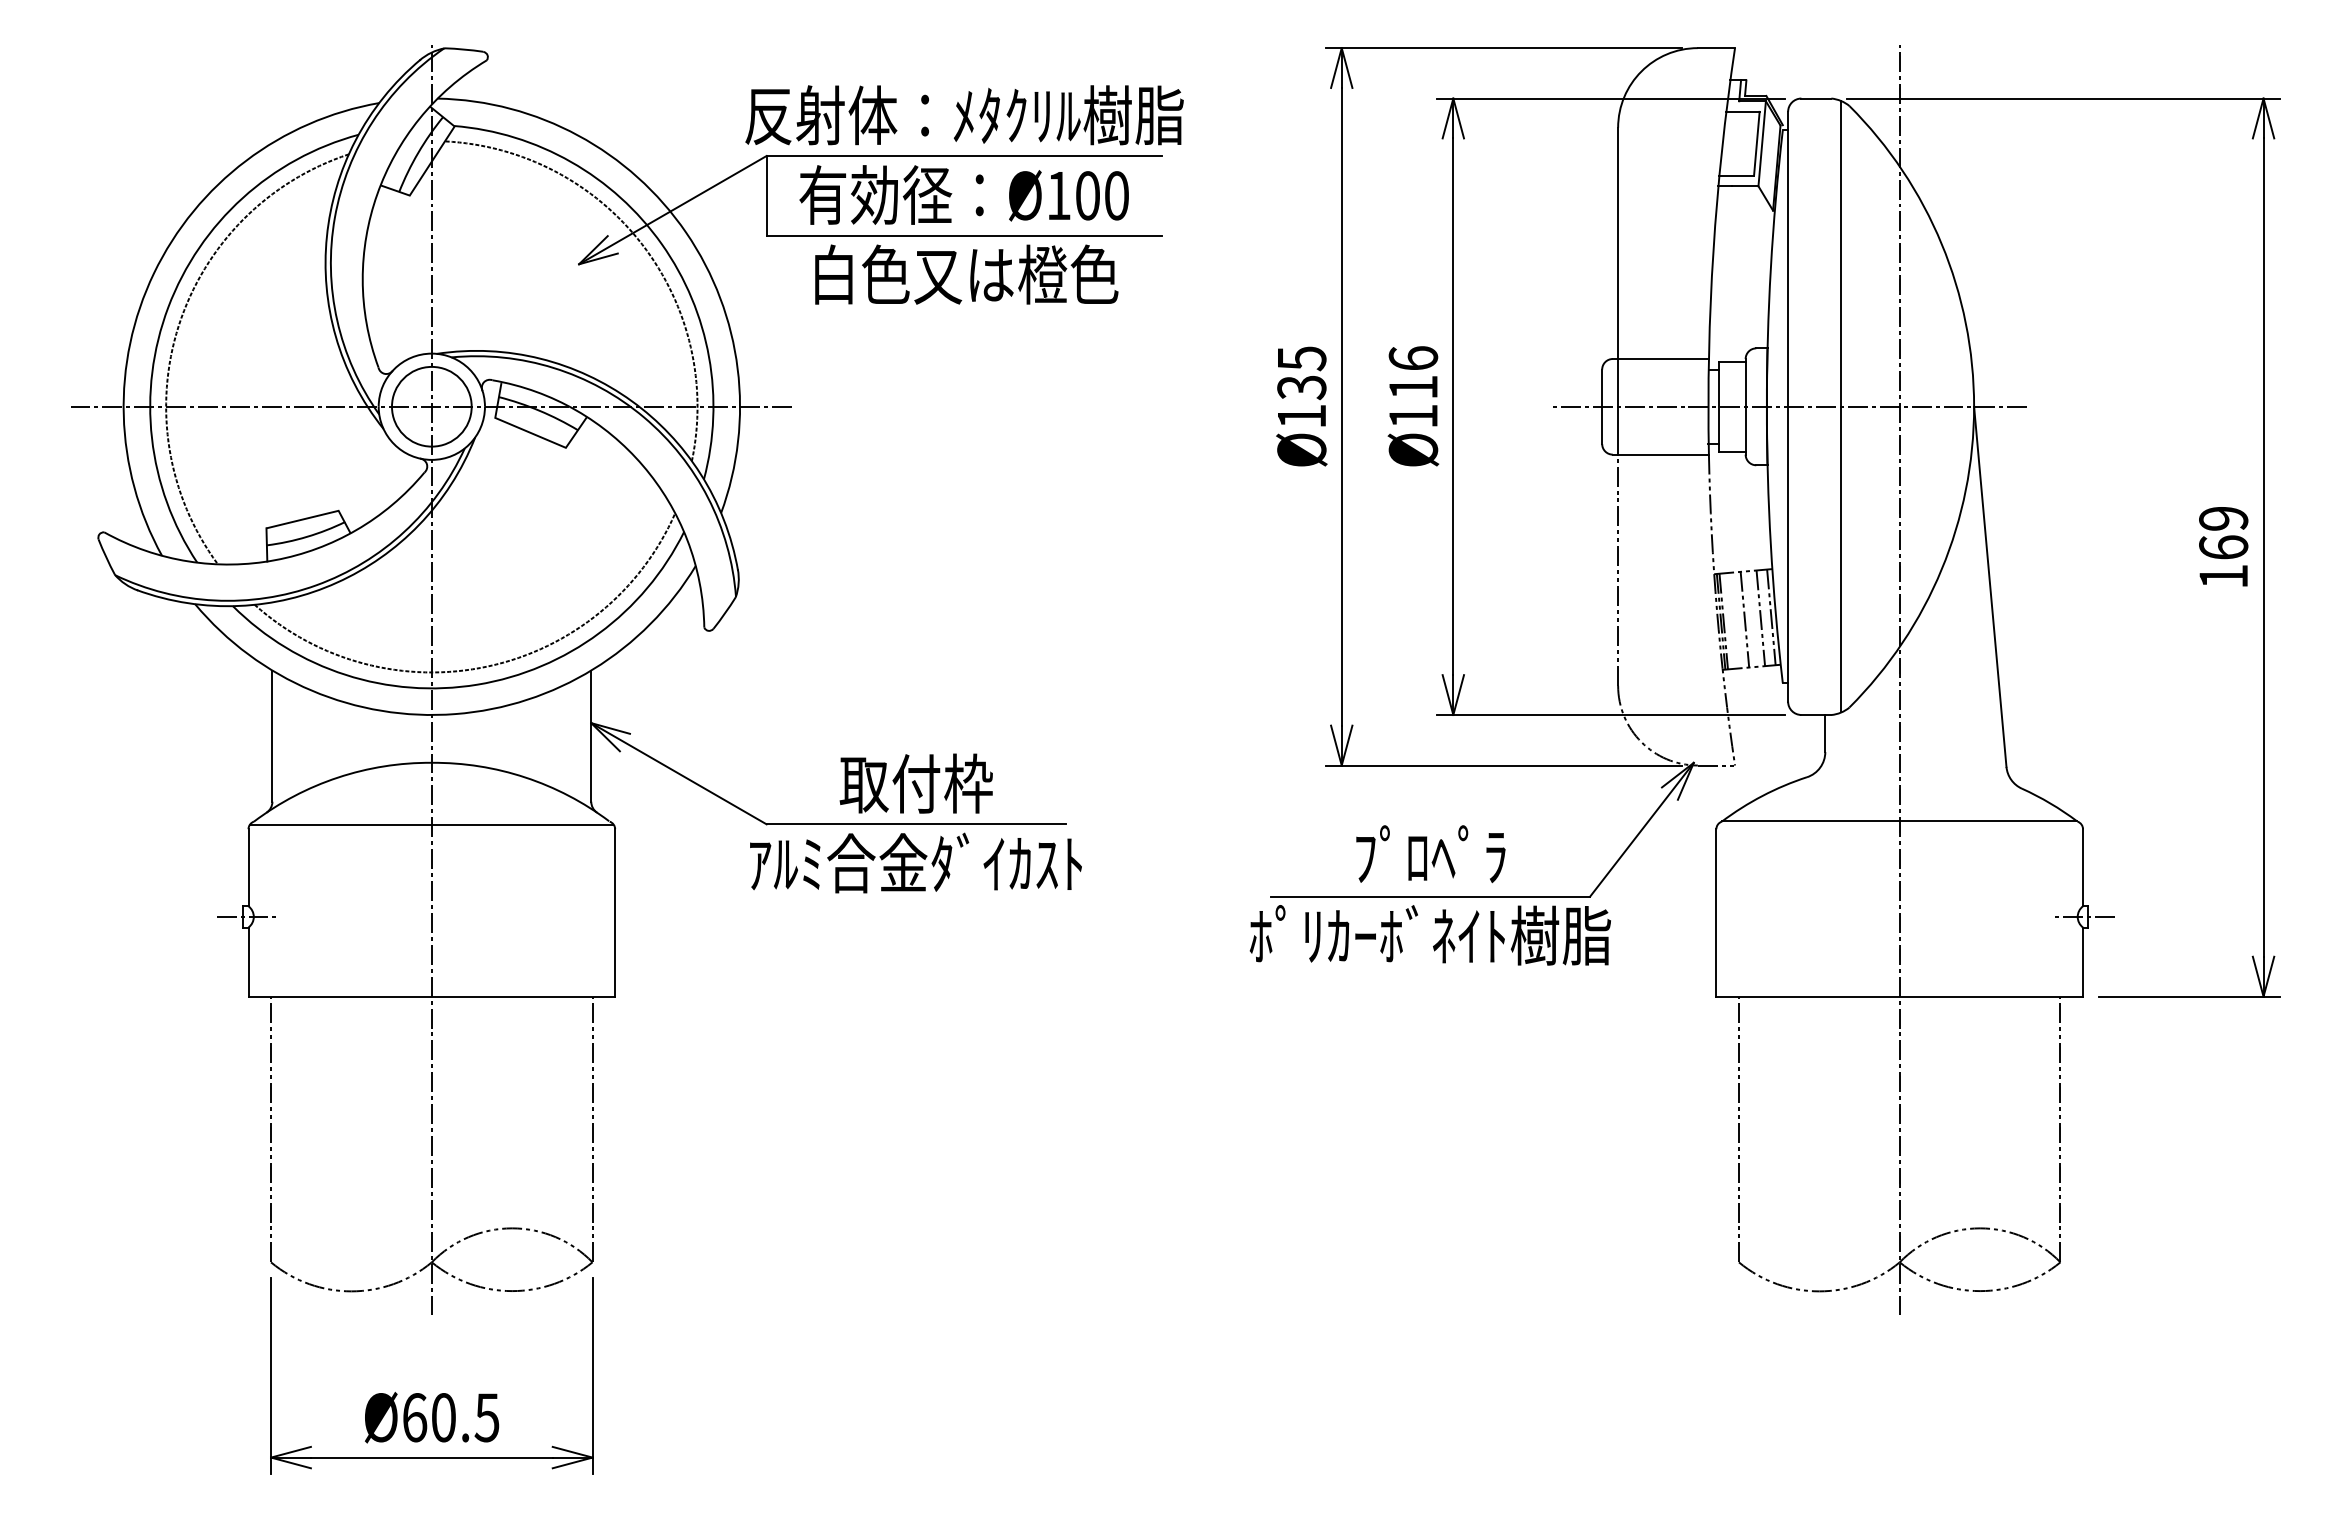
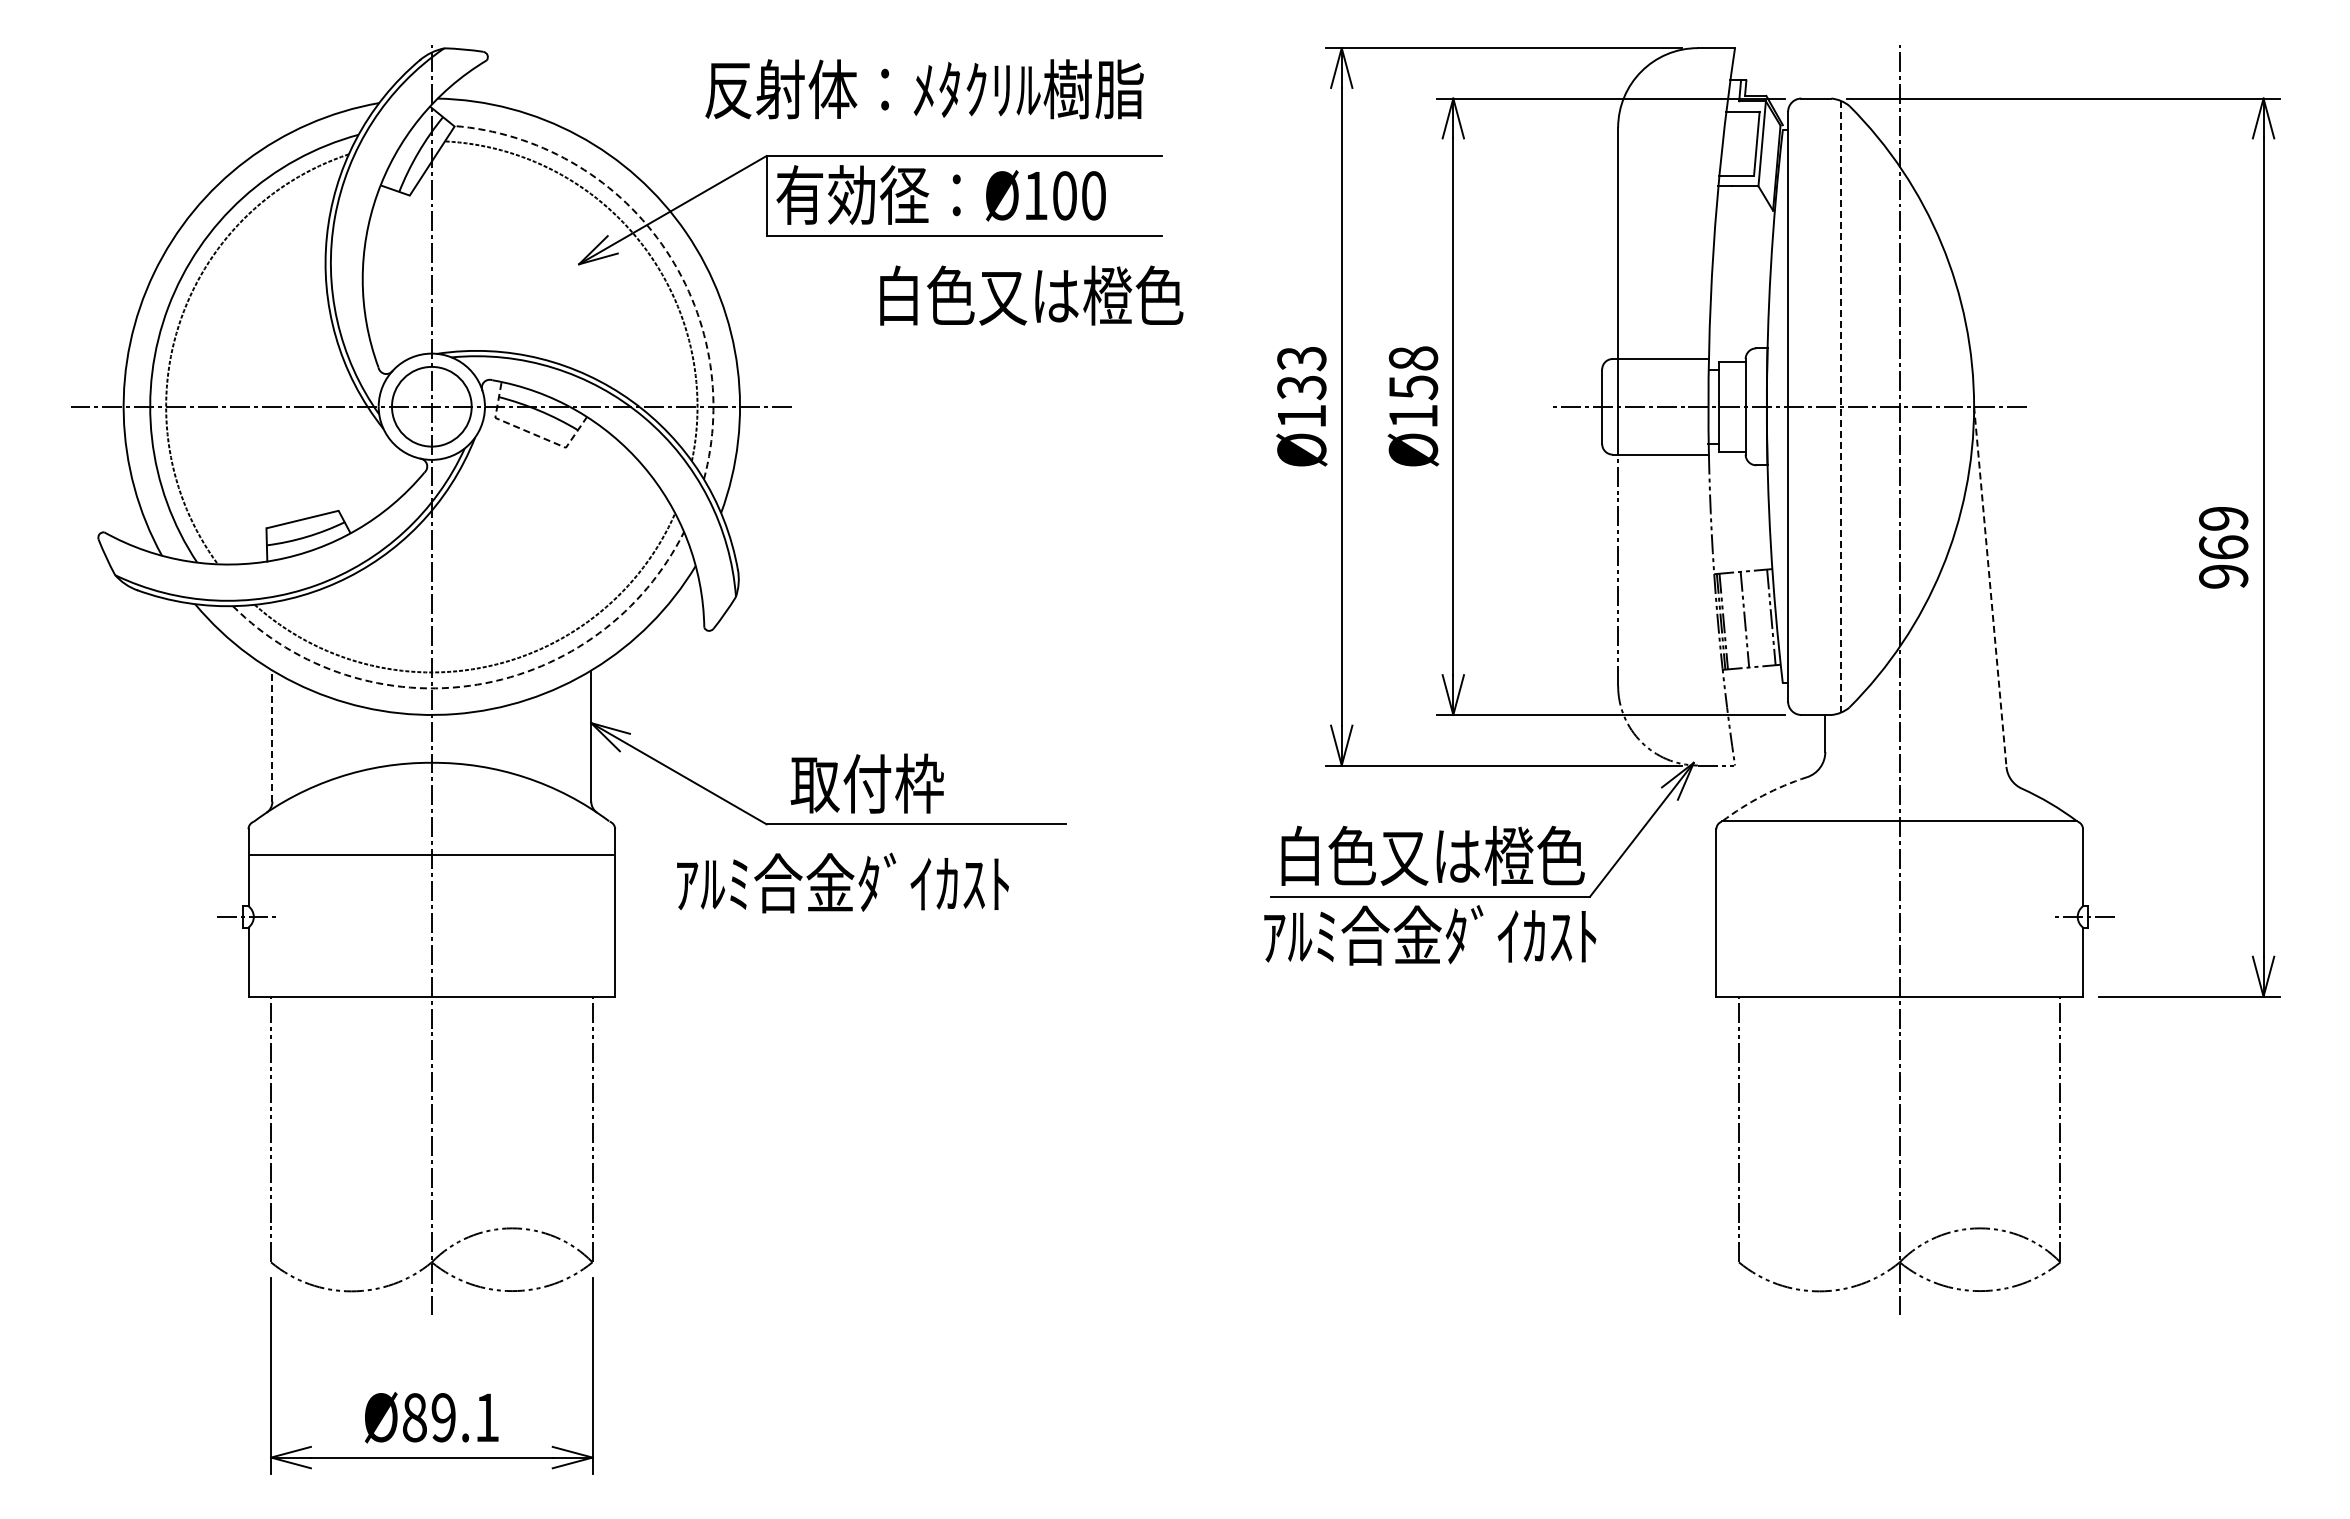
text position: (964, 115) -> (924, 89) (924, 89)
text position: (963, 194) -> (940, 194) (940, 194)
arc: solid -> dashed (661, 244)
text position: (966, 274) -> (1031, 295) (1031, 295)
text: Ø135 -> Ø133 (1301, 358)
text: Ø116 -> Ø158 (1413, 373)
line: solid -> dashed (1841, 406)
line: solid -> dashed (531, 433)
text: 169 -> 969 (2223, 576)
line: solid -> dashed (1990, 586)
line: present -> none (1760, 618)
arc: solid -> dashed (477, 684)
line: solid -> dashed (272, 736)
text position: (915, 783) -> (866, 783) (866, 783)
arc: solid -> dashed (1762, 795)
line position: (431, 824) -> (431, 854) (431, 854)
text: ﾌﾟﾛﾍﾟﾗ -> 白色又は橙色 (1432, 855)
text position: (915, 862) -> (842, 882) (842, 882)
text: ﾎﾟﾘｶｰﾎﾞﾈｲﾄ樹脂 -> ｱﾙﾐ合金ﾀﾞｲｶｽﾄ (1429, 935)
text: Ø60.5 -> Ø89.1 (451, 1417)
